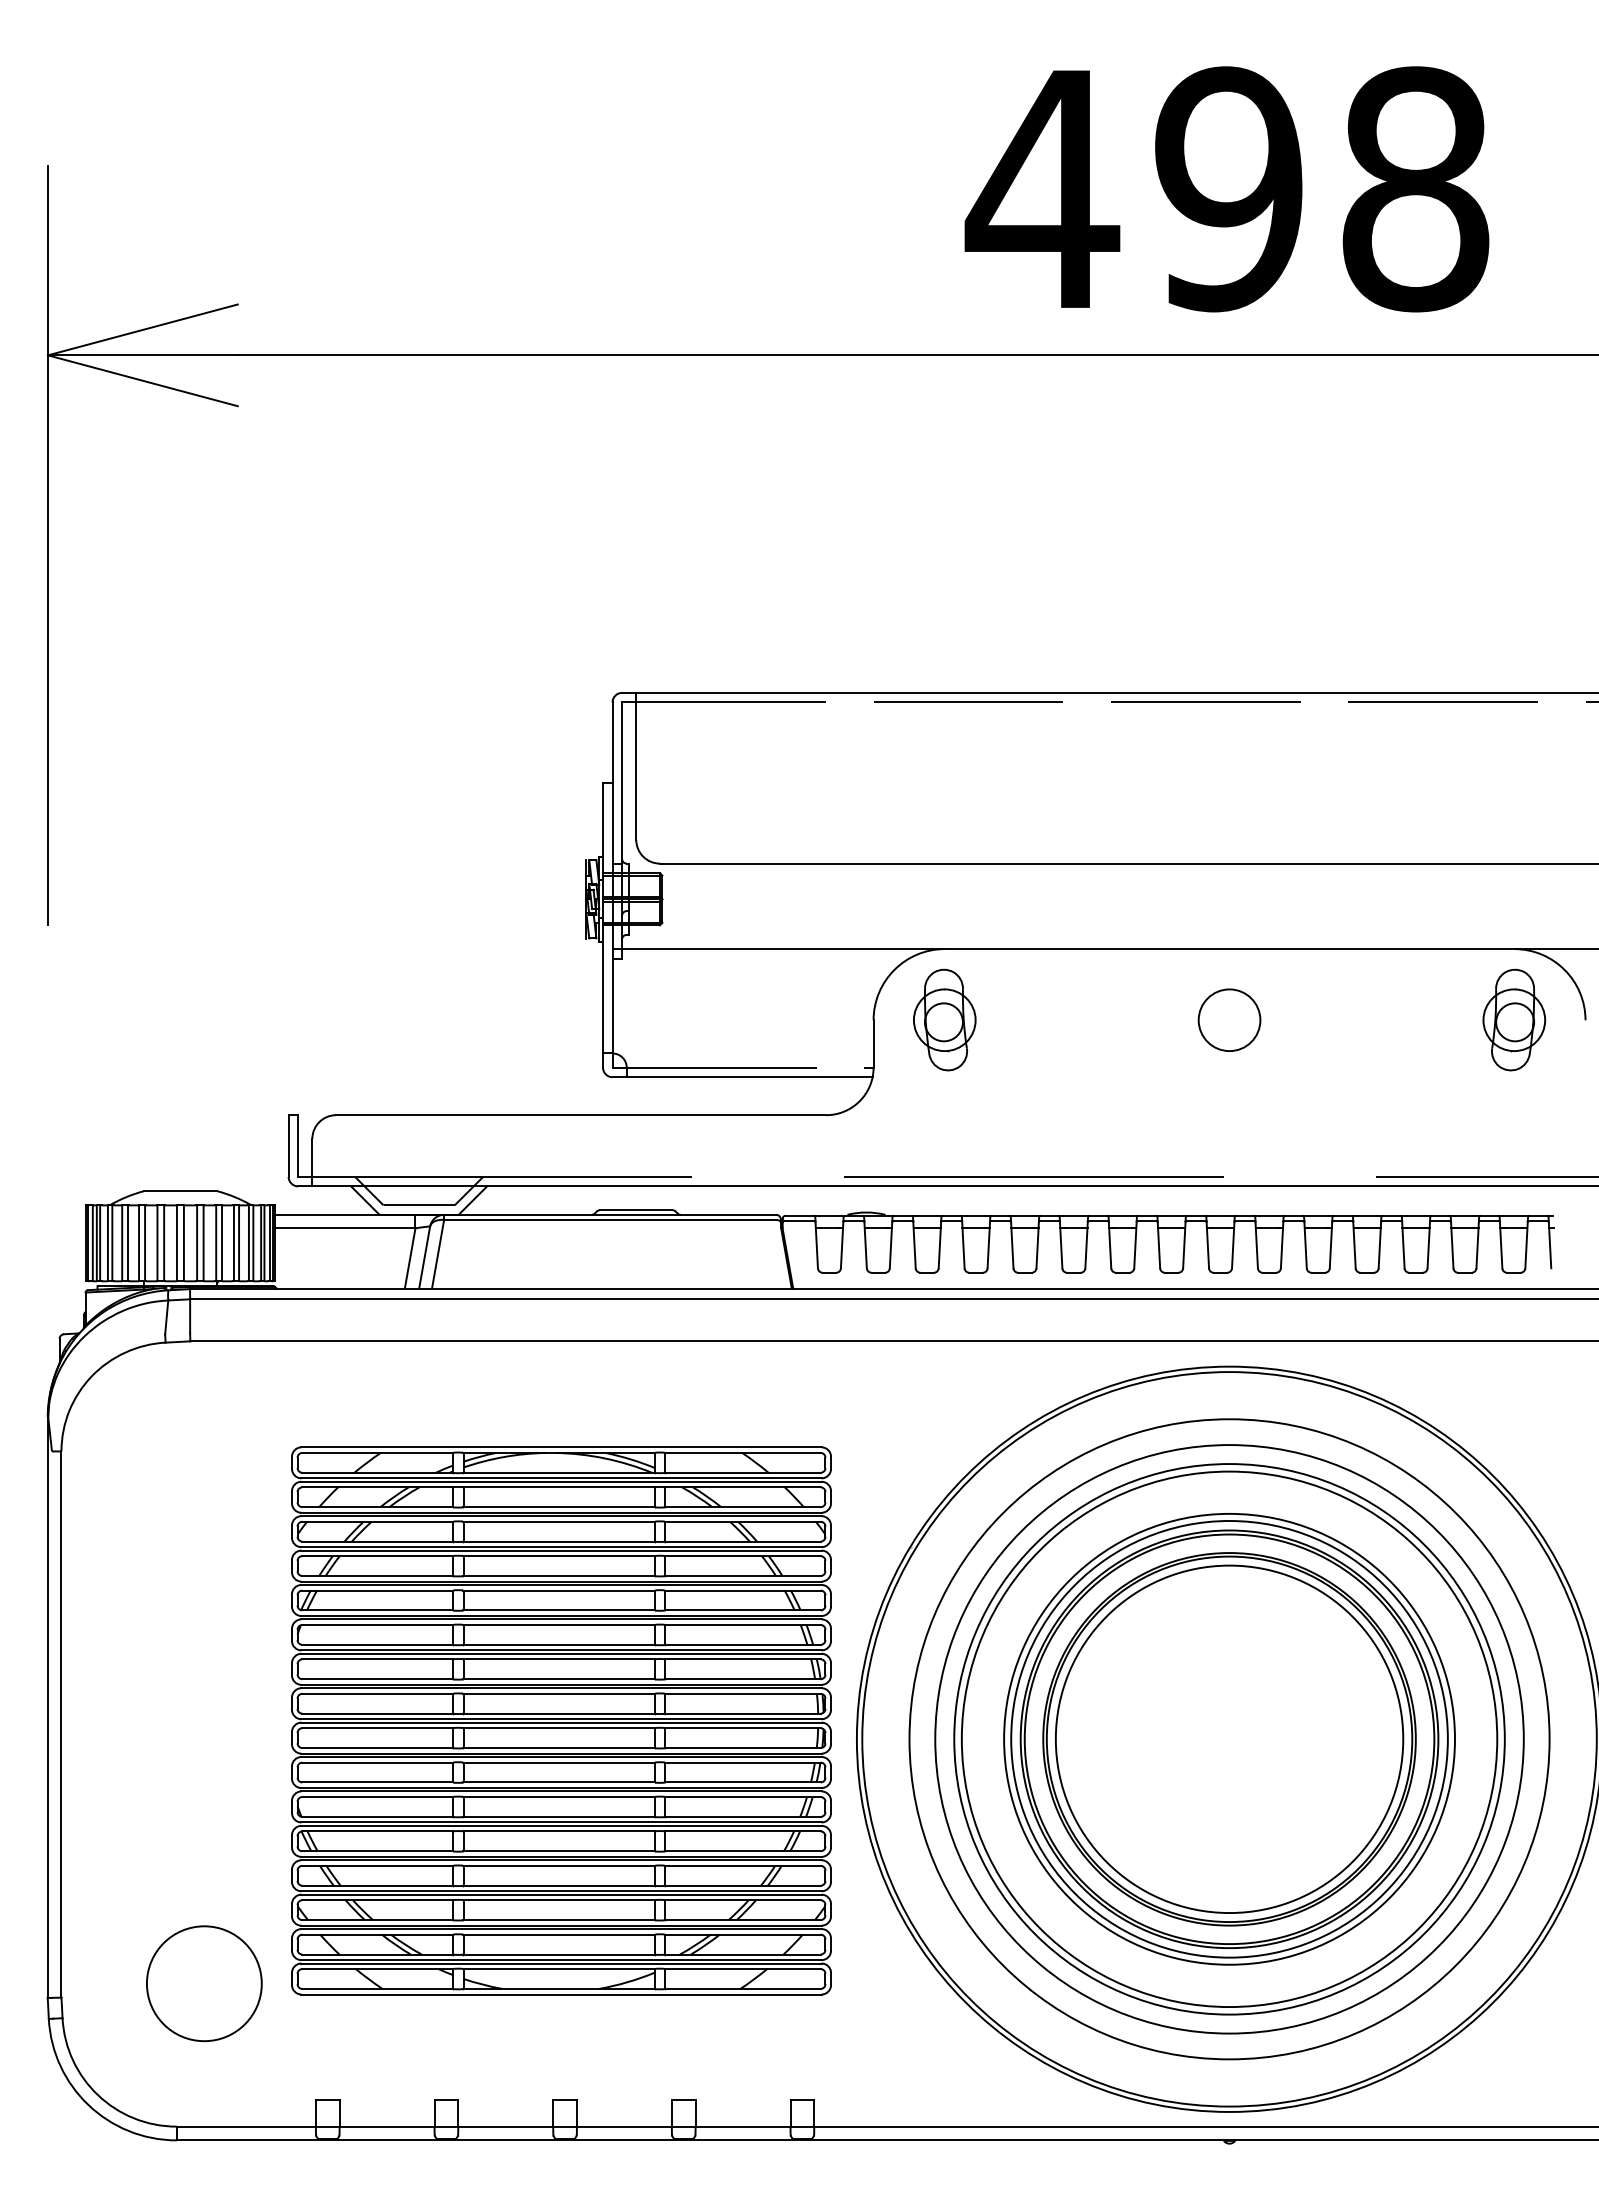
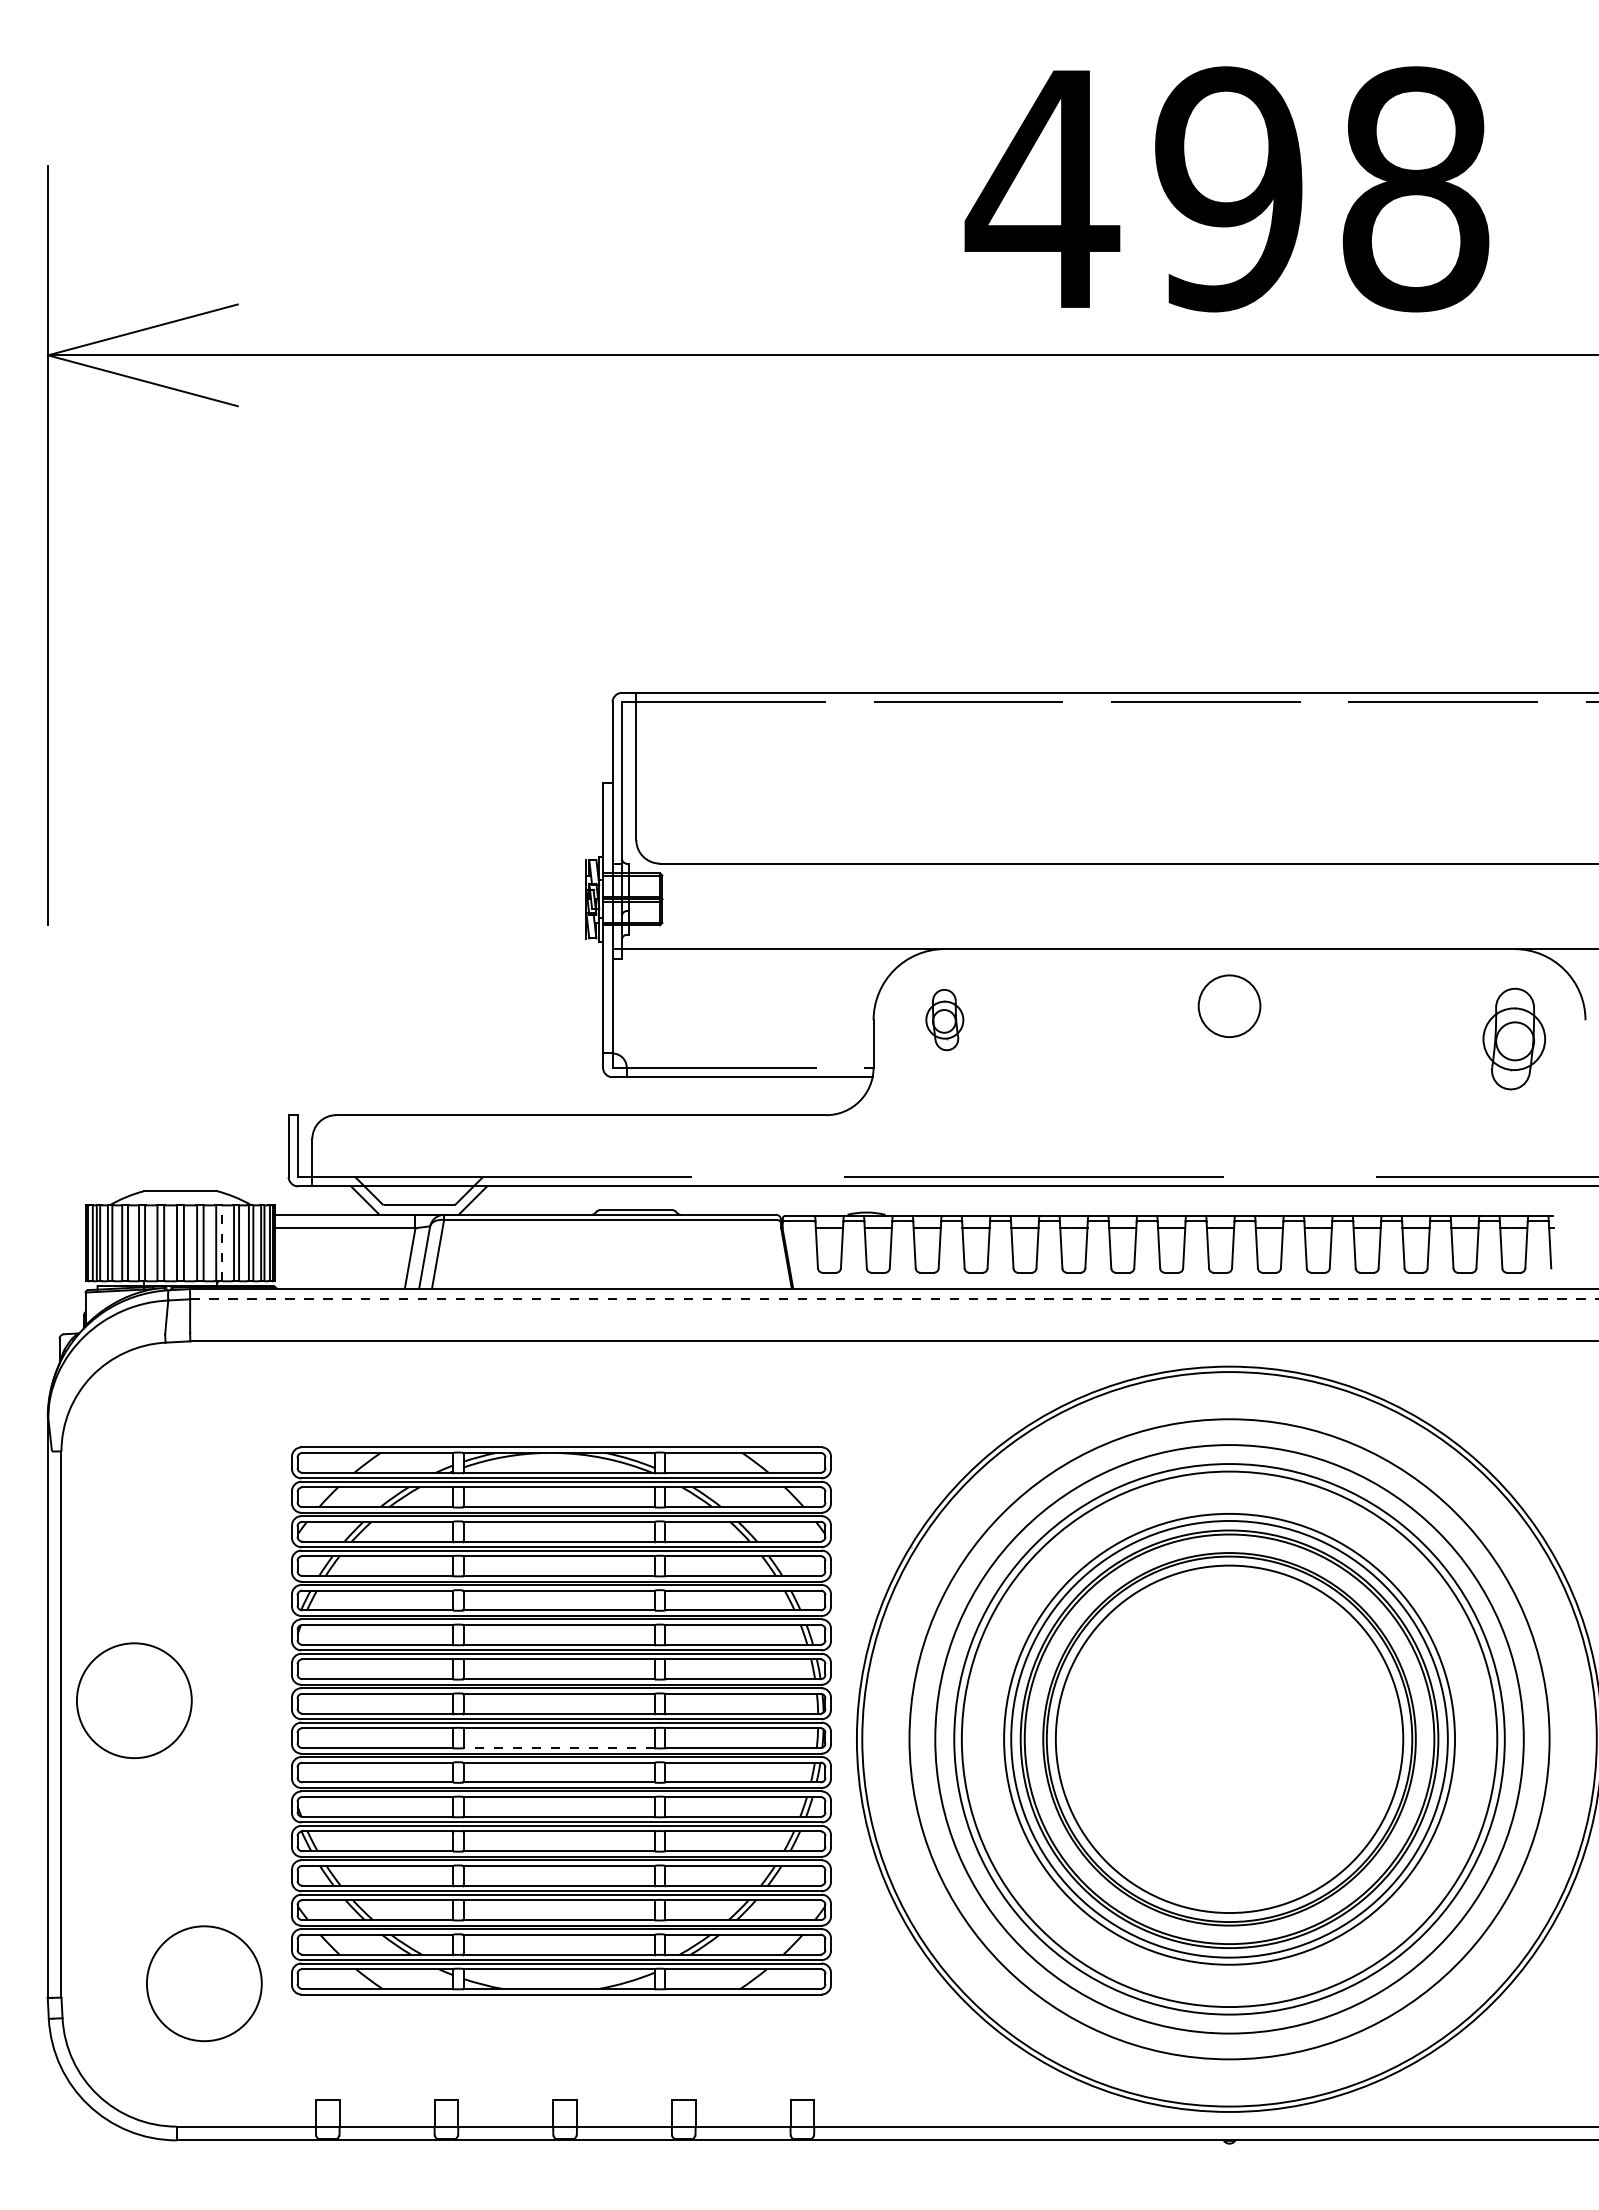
part size: 64x104 px -> 40x63 px (944, 1020)
circle position: (1229, 1019) -> (1229, 1005) (1229, 1005)
part position: (1514, 1019) -> (1514, 1038) (1514, 1038)
line: solid -> dashed (222, 1243)
line: solid -> dashed (894, 1299)
circle: none -> present (134, 1700)
line: solid -> dashed (559, 1748)
